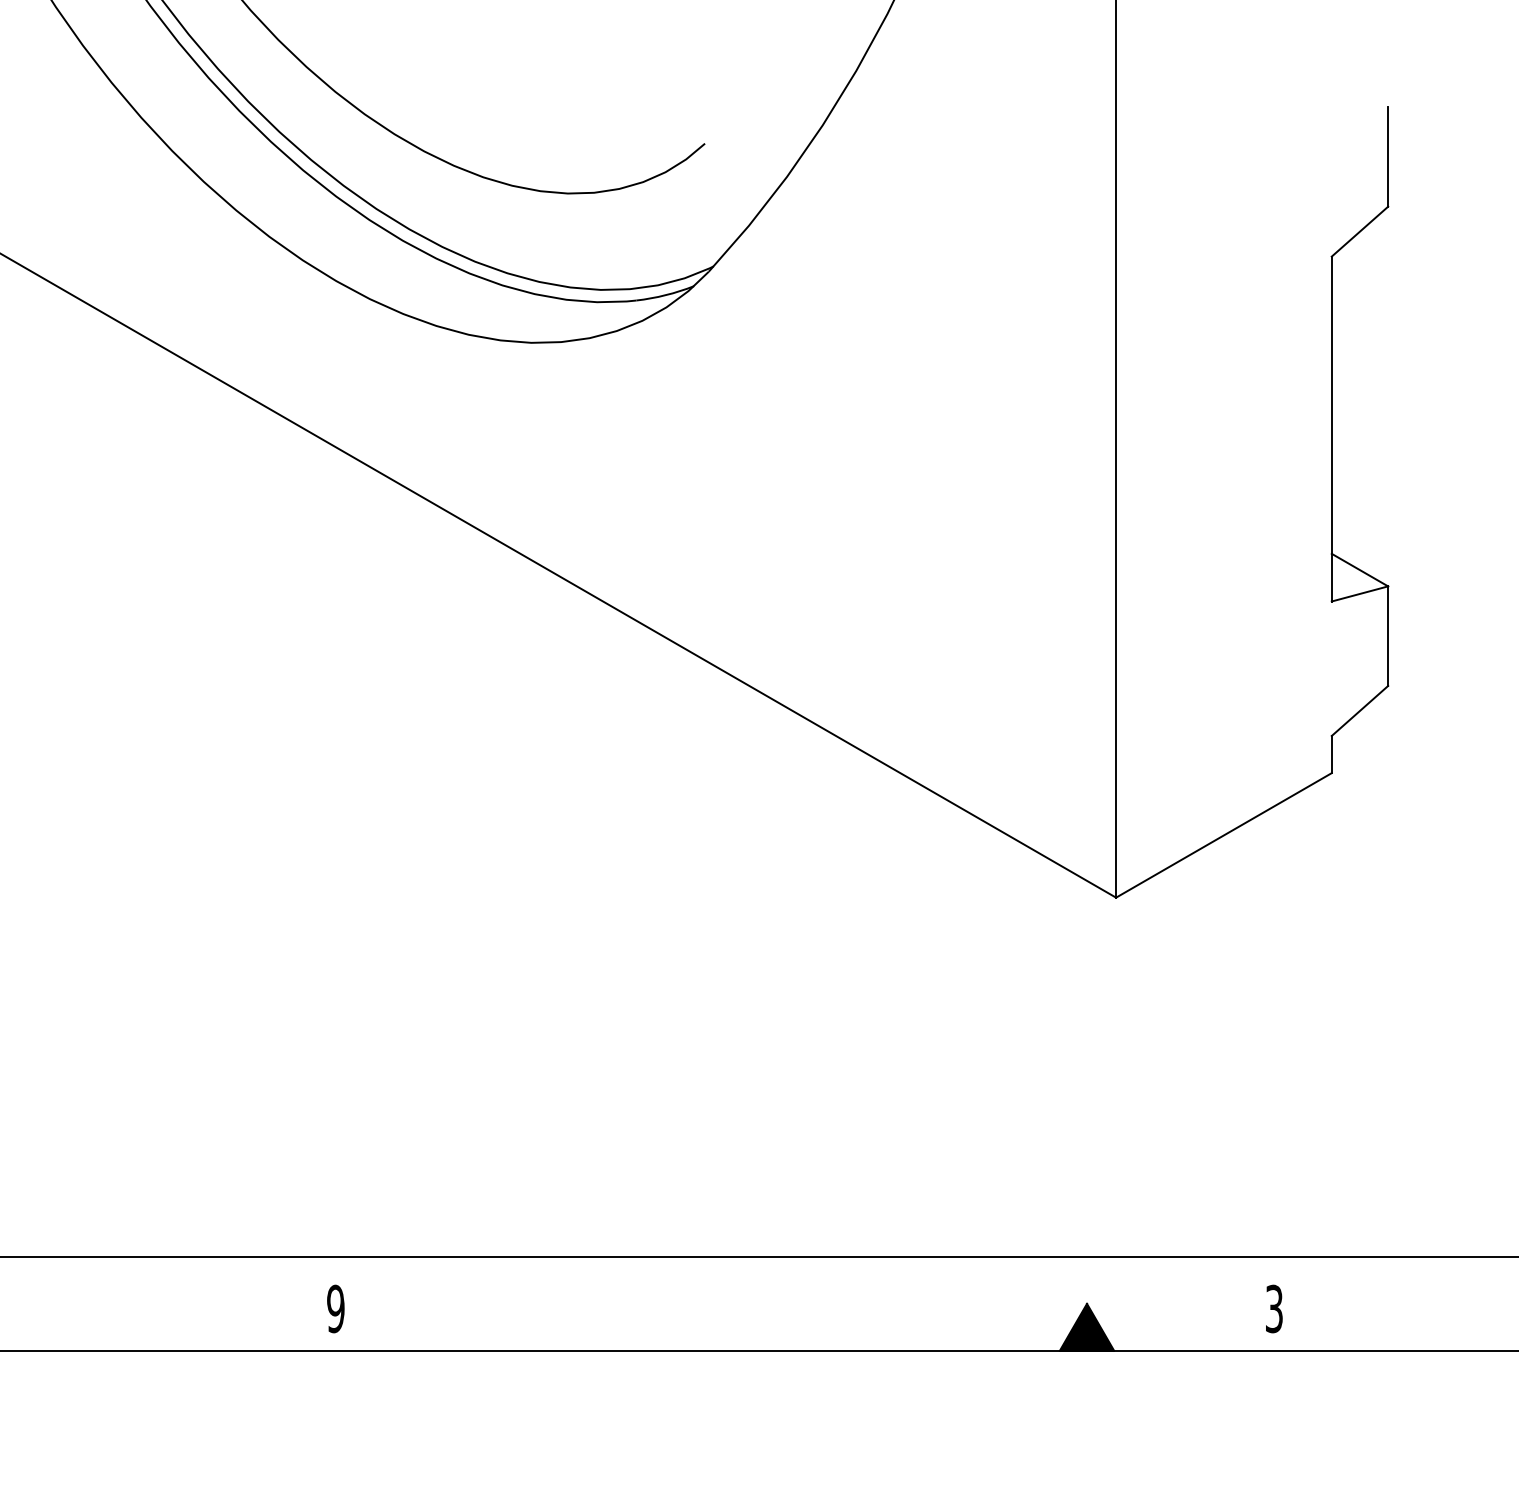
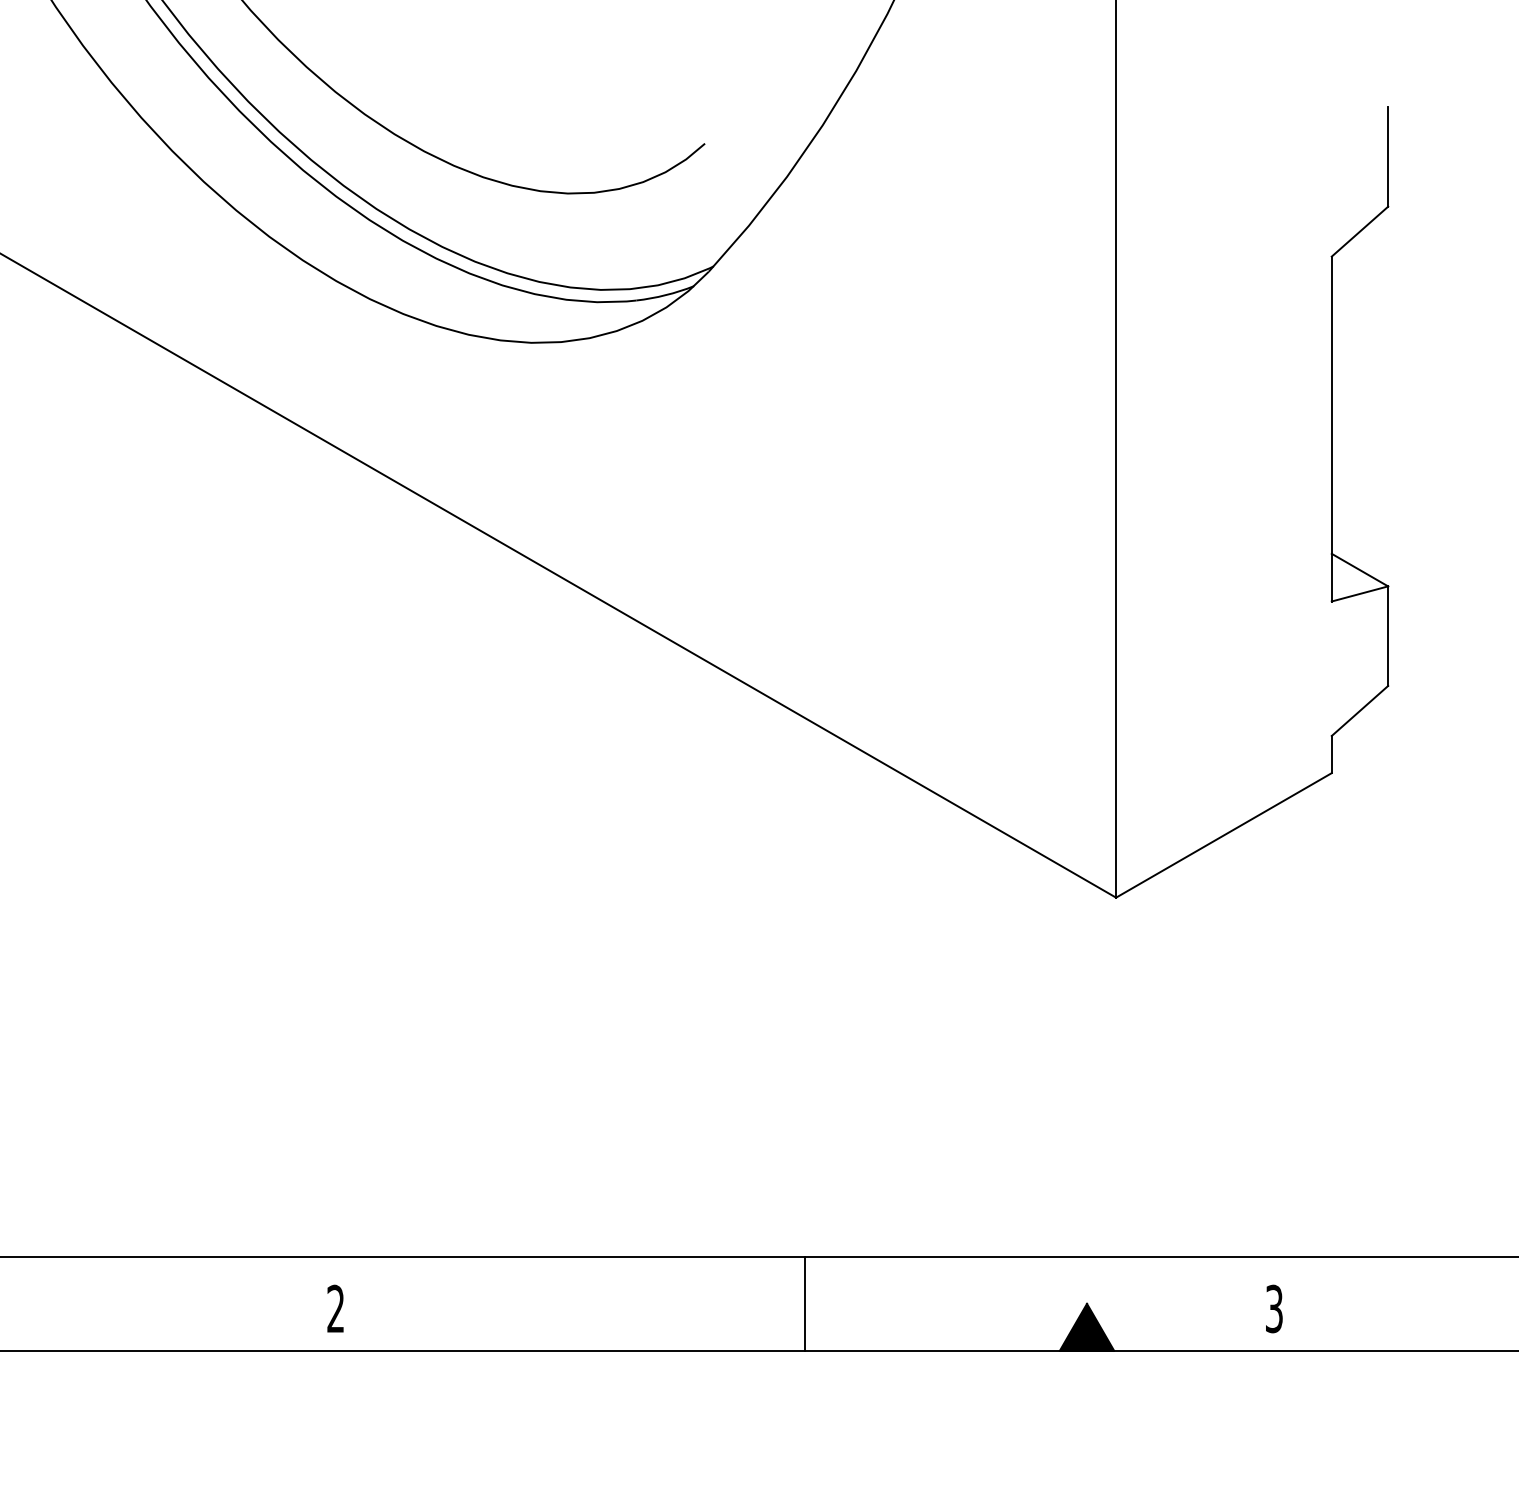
line: none -> present (805, 1303)
text: 9 -> 2 (335, 1308)
